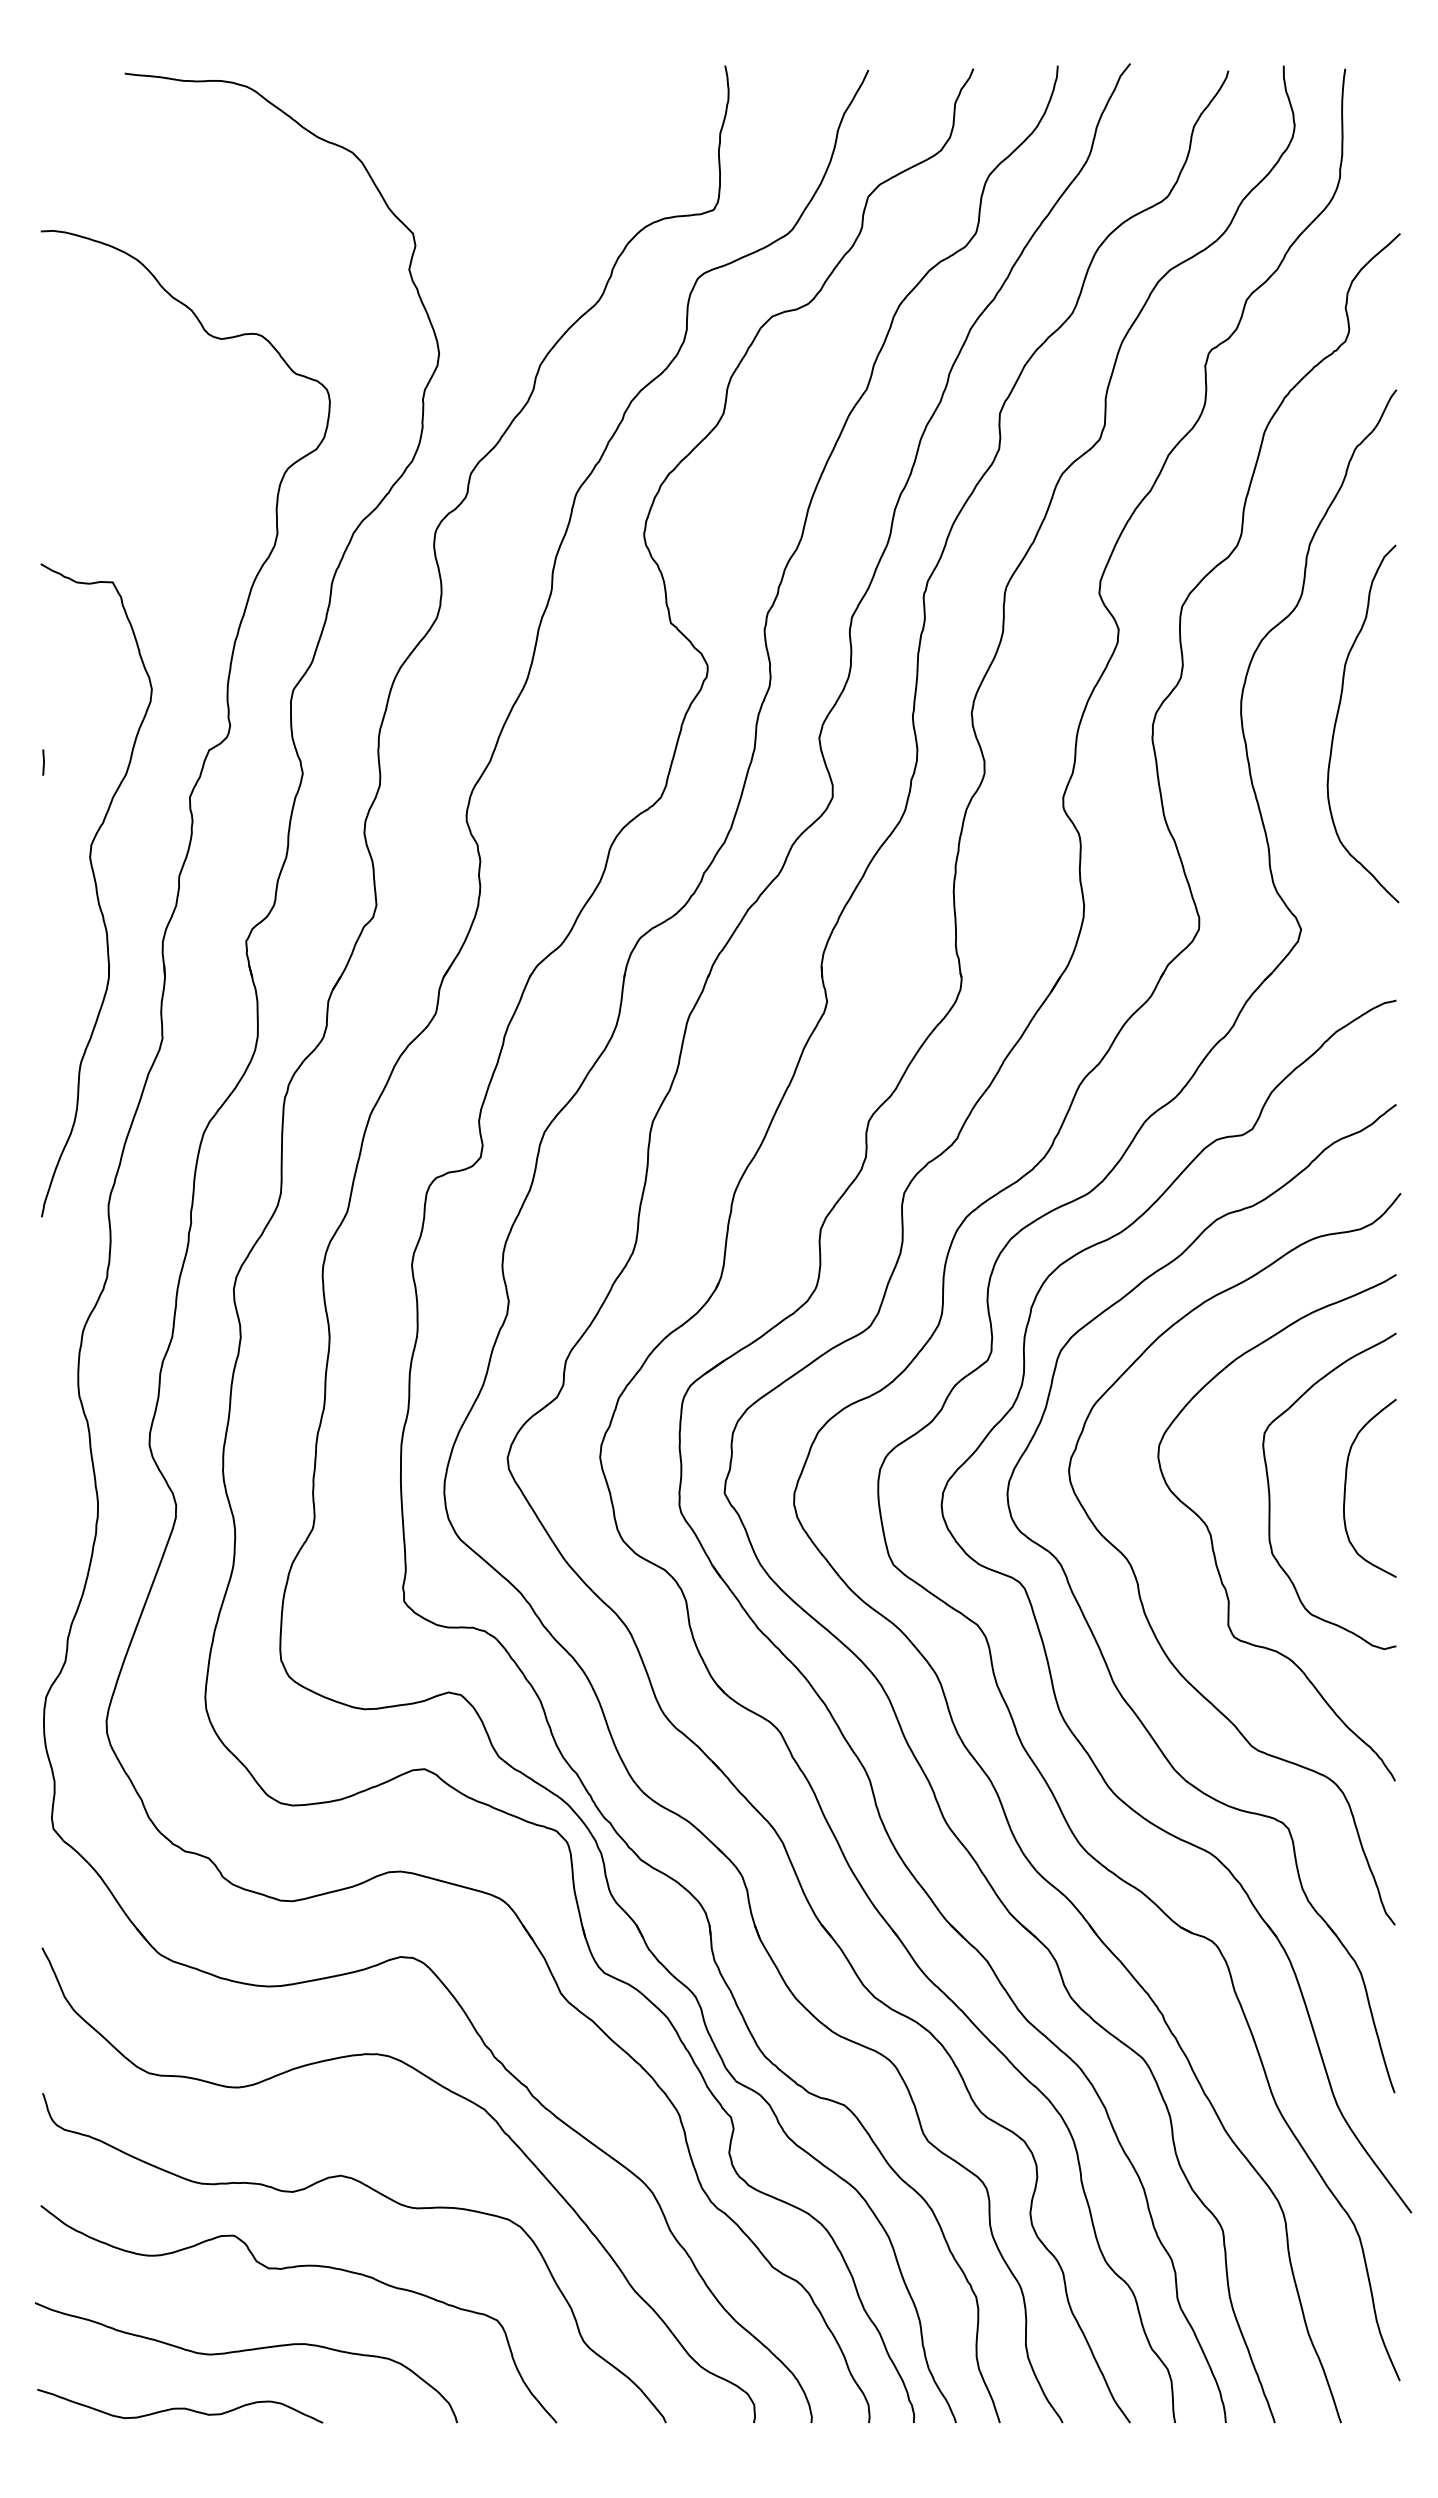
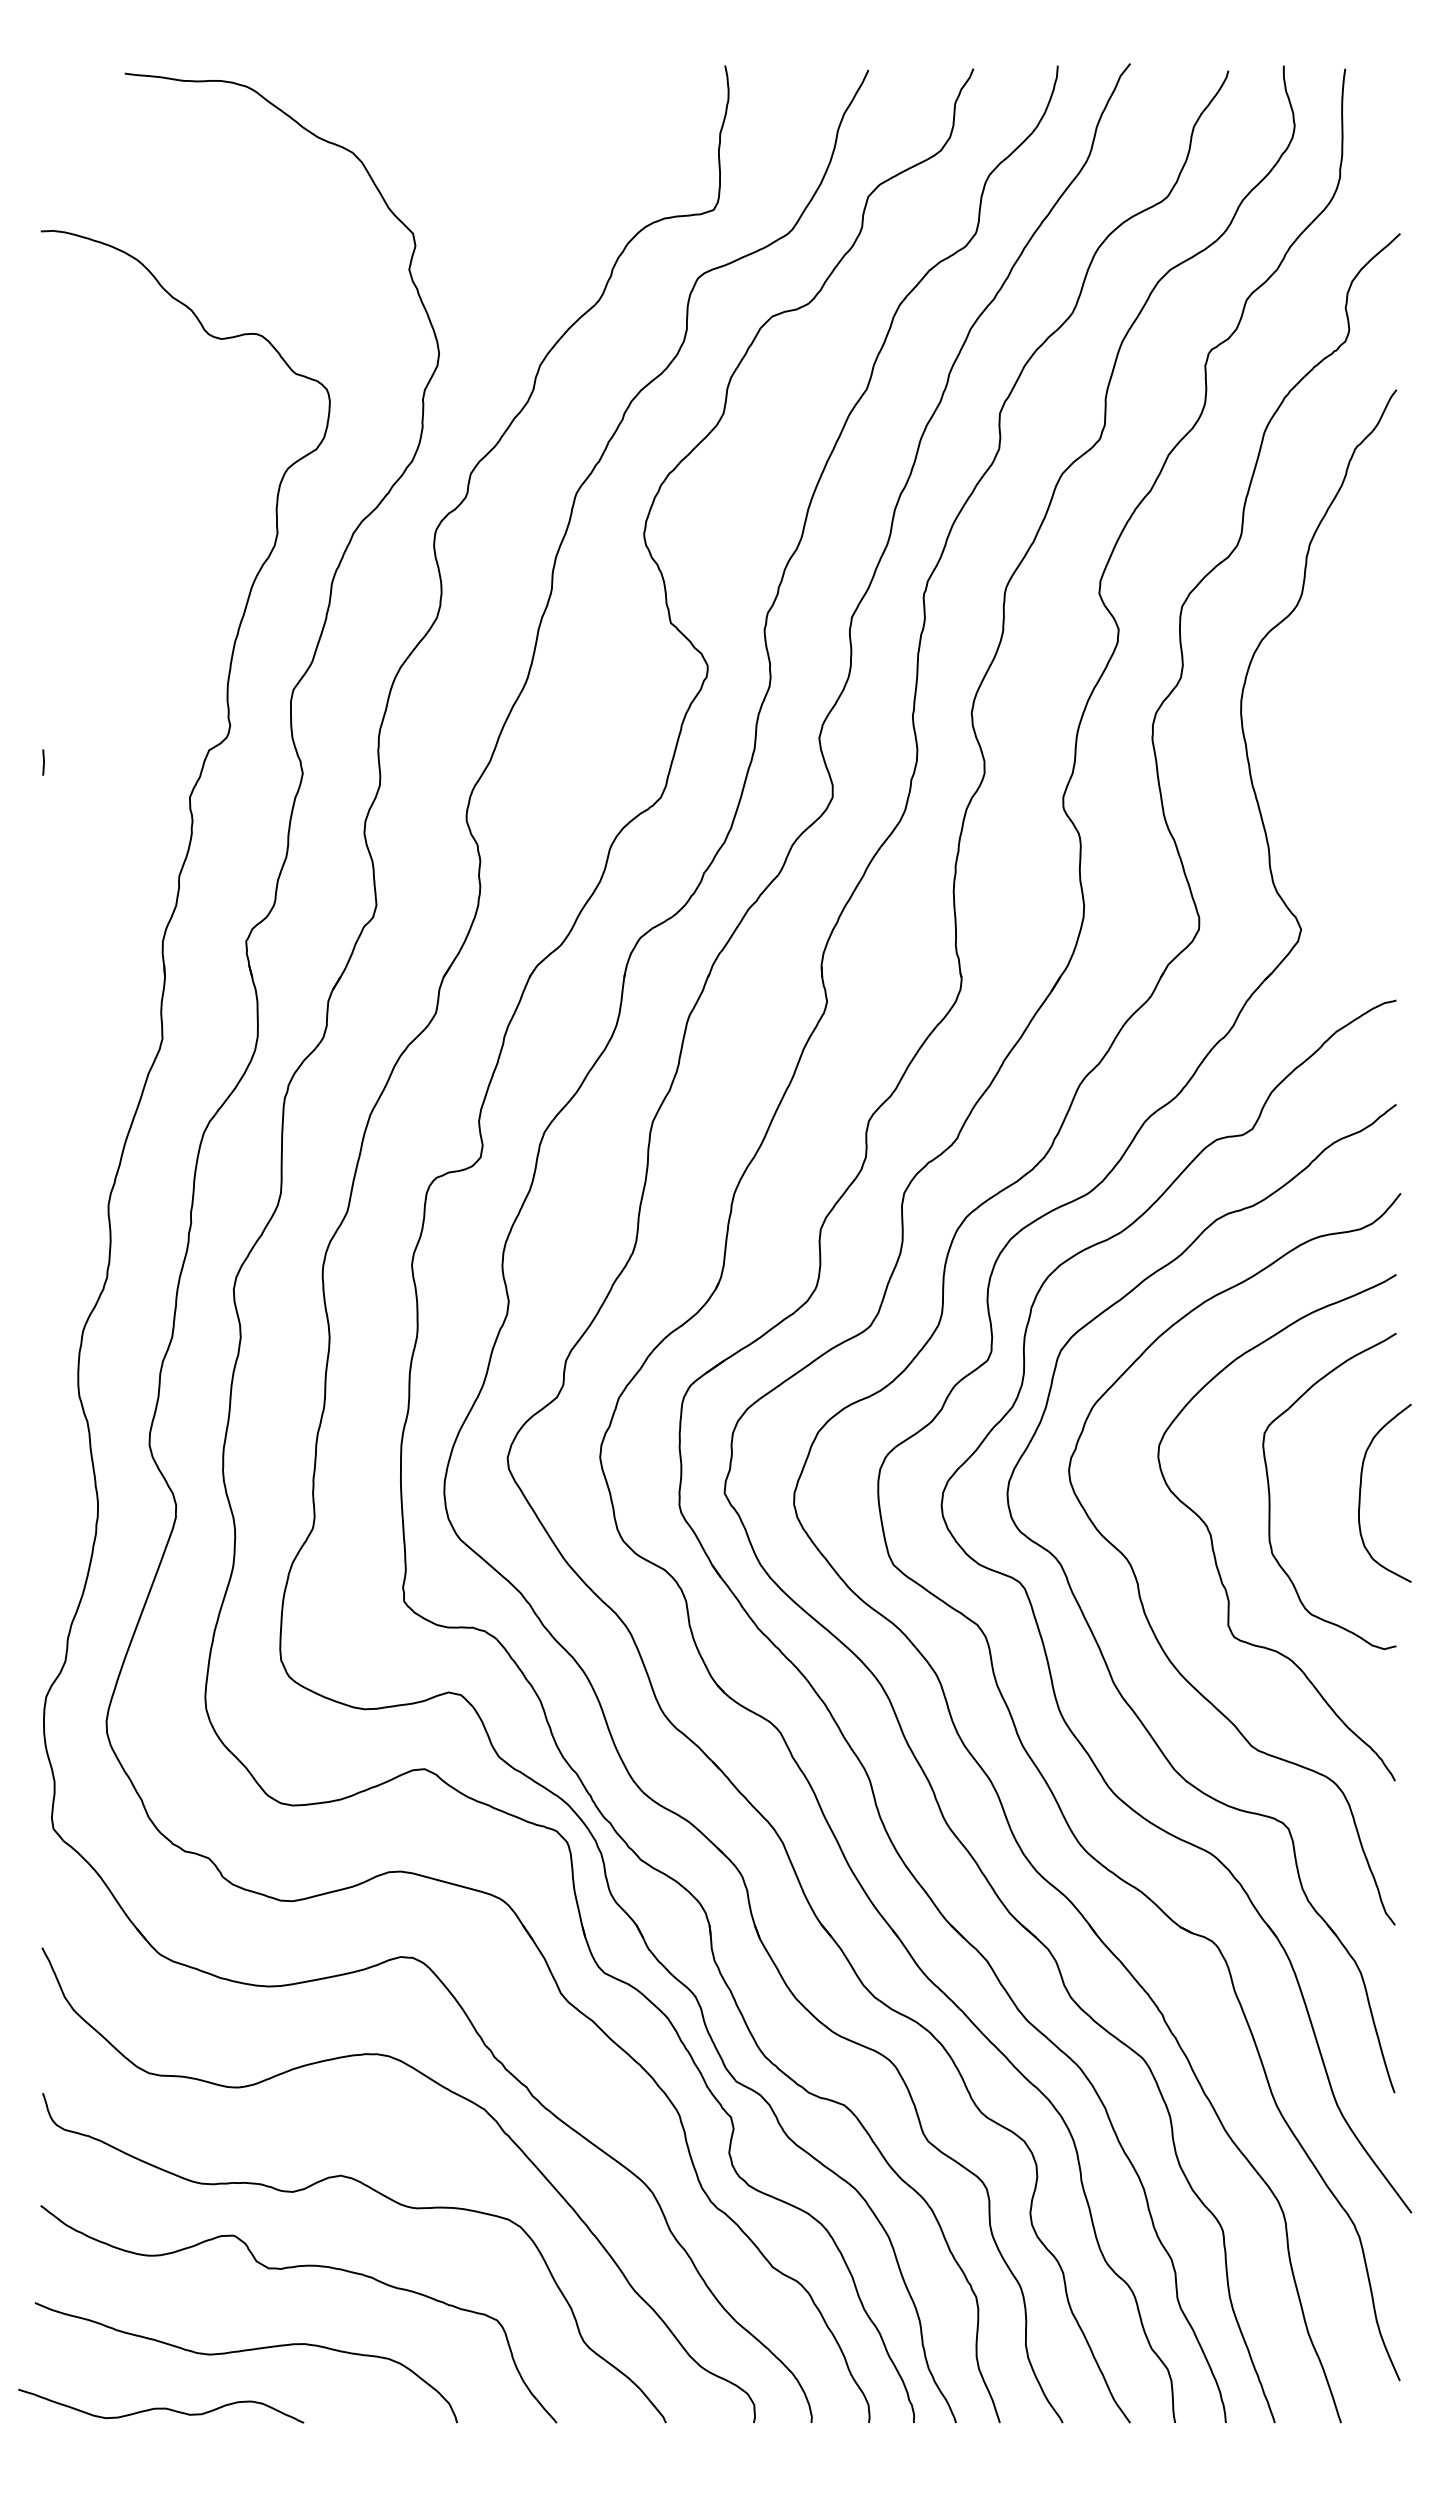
curve: present -> none (1338, 715)
part: present -> none (96, 890)
curve position: (1346, 1485) -> (1361, 1490) (1361, 1490)
curve position: (180, 2407) -> (161, 2407) (161, 2407)
